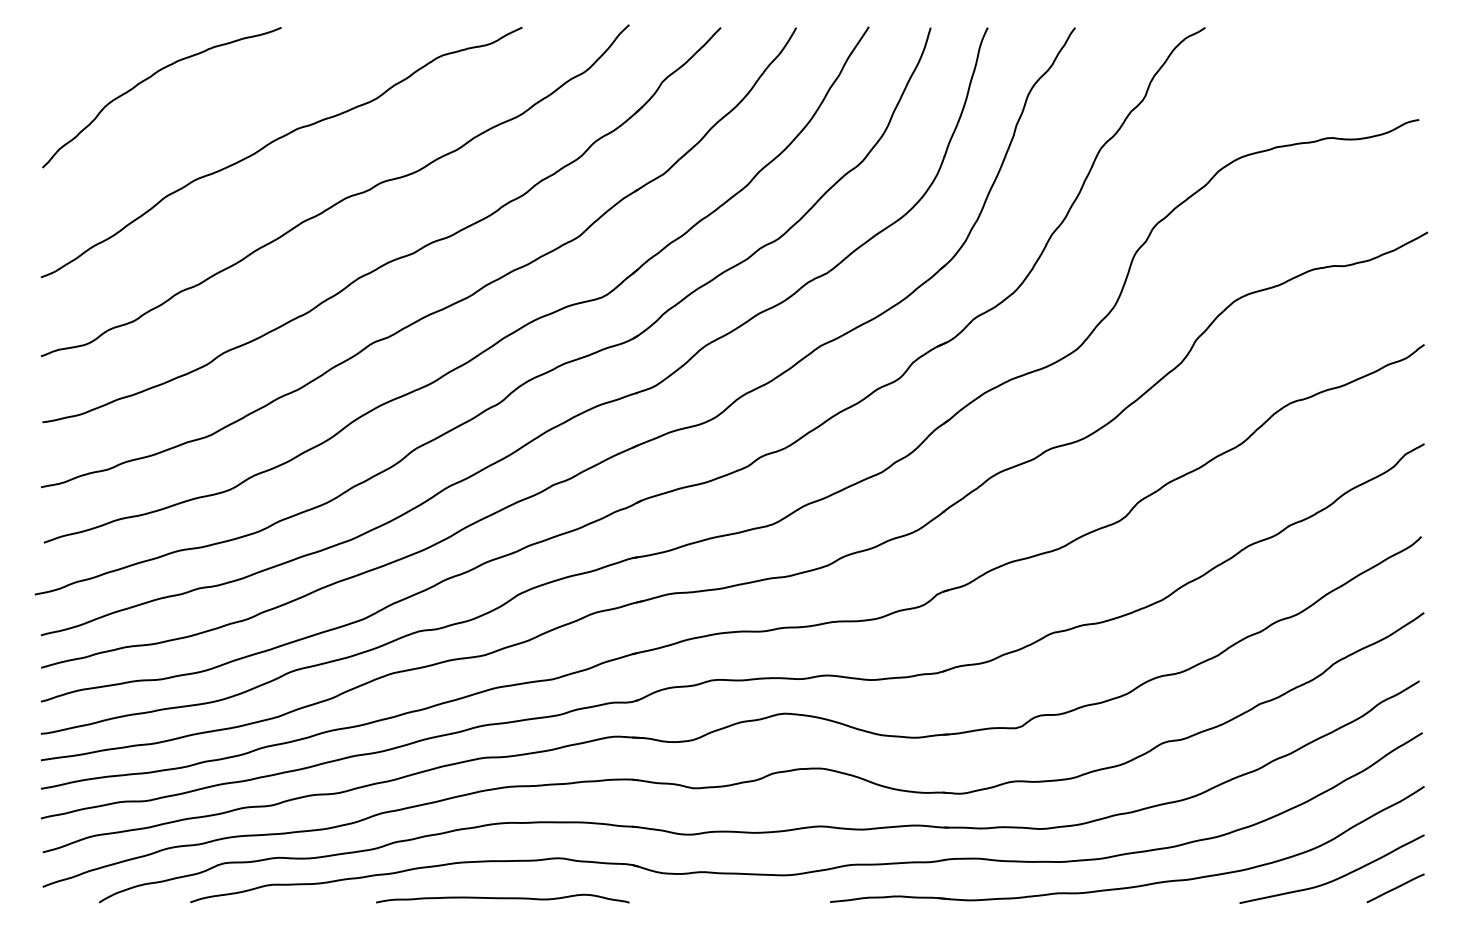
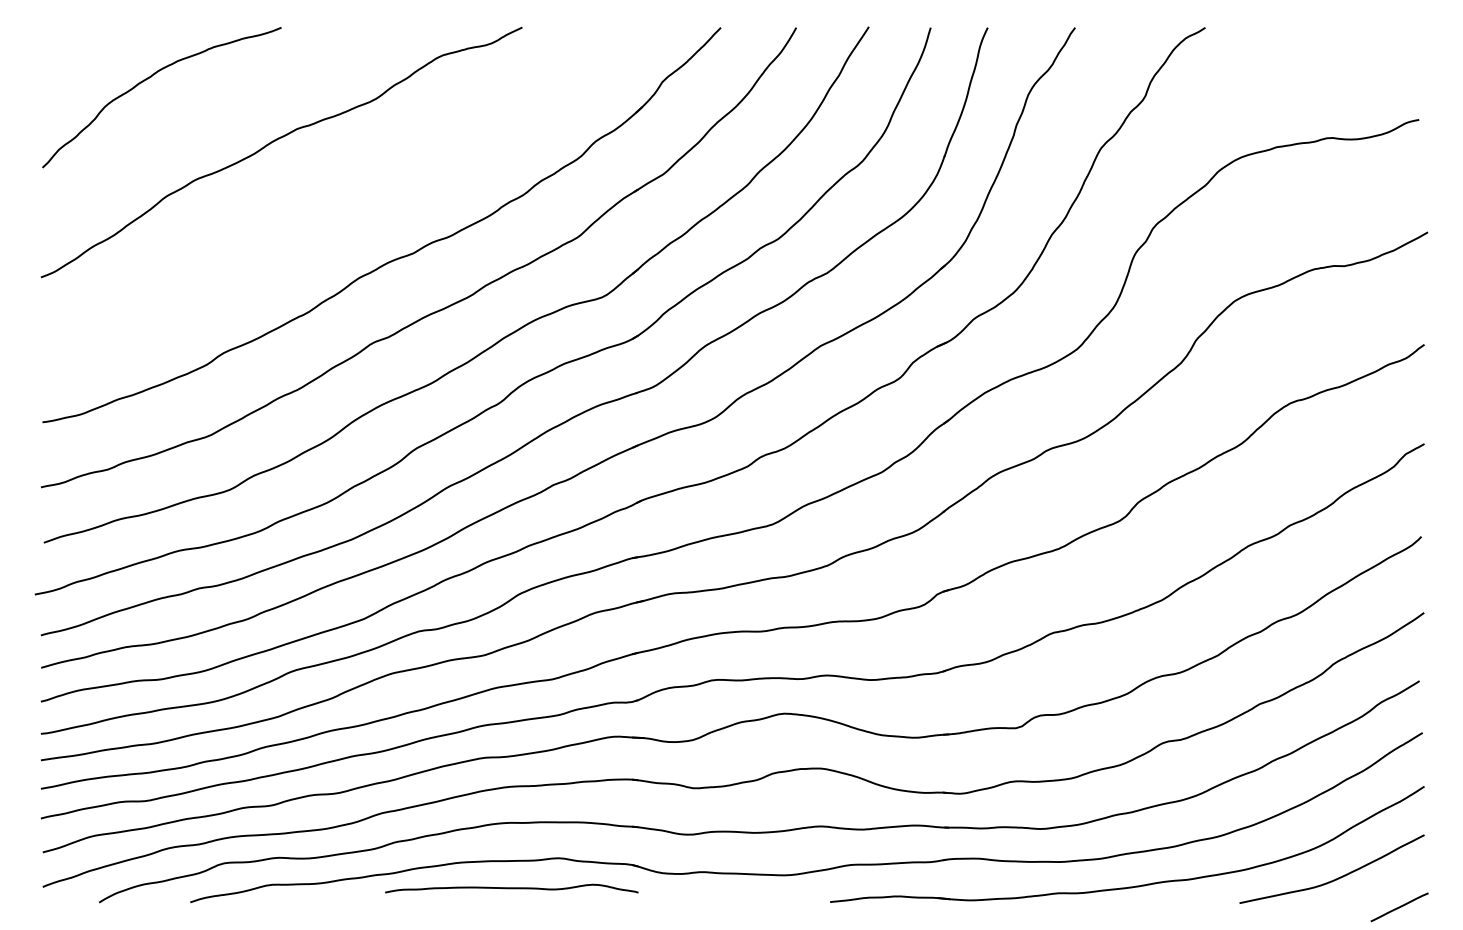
curve: present -> none (339, 200)
line position: (1395, 888) -> (1399, 907) (1399, 907)
curve position: (502, 898) -> (511, 888) (511, 888)
